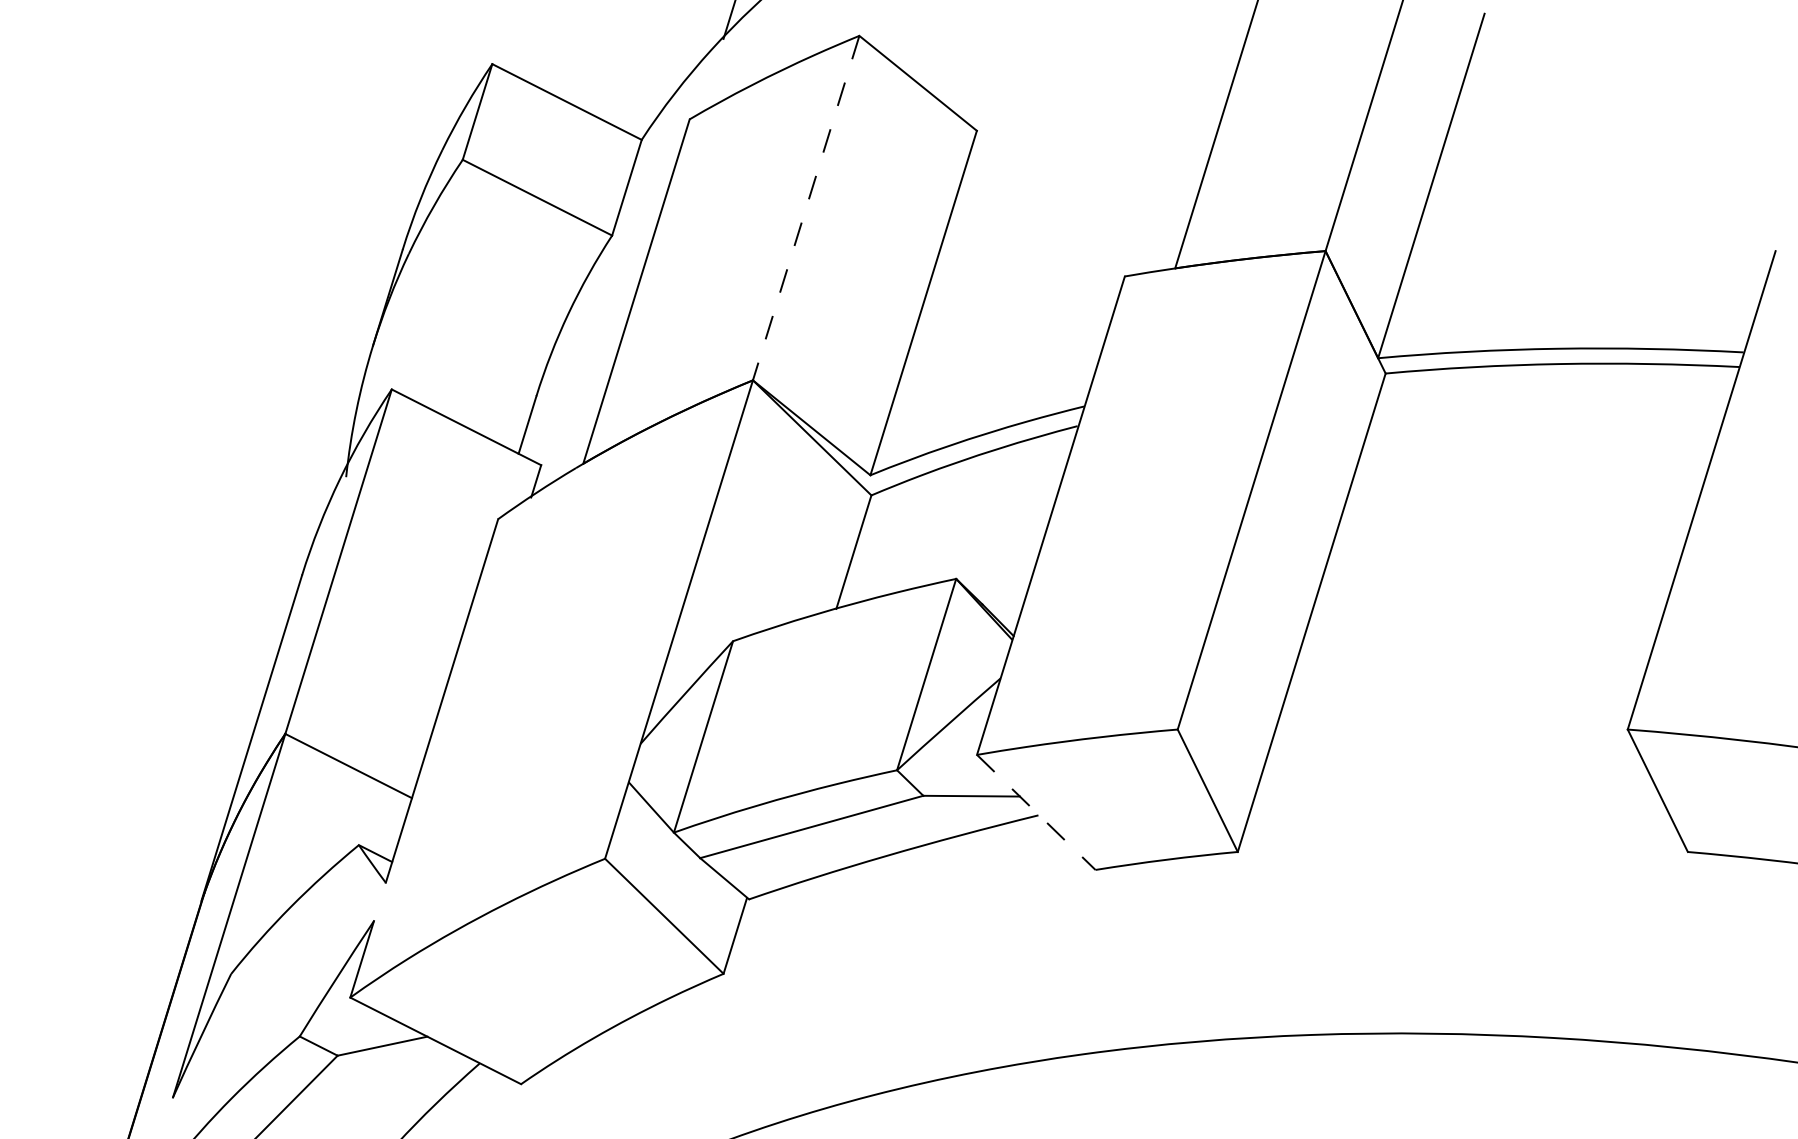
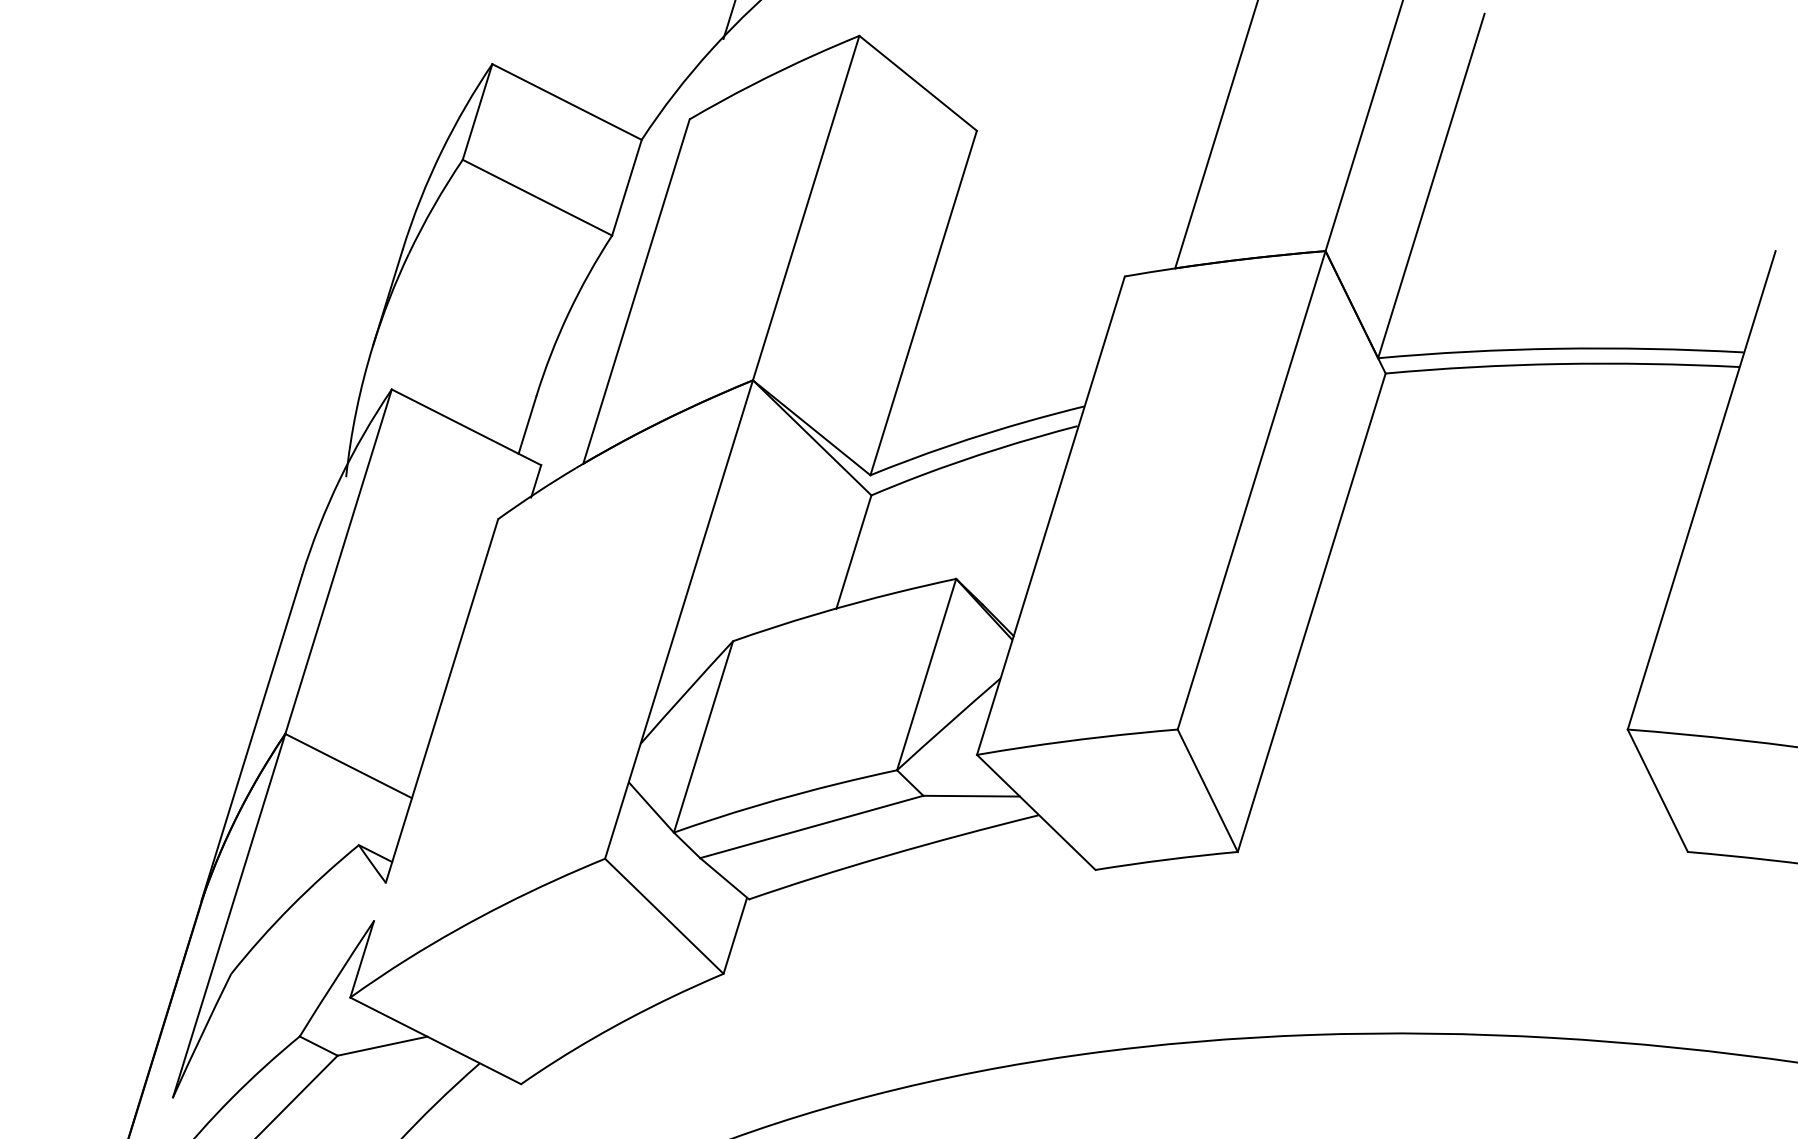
line: dashed -> solid (806, 208)
line: dashed -> solid (1036, 812)
